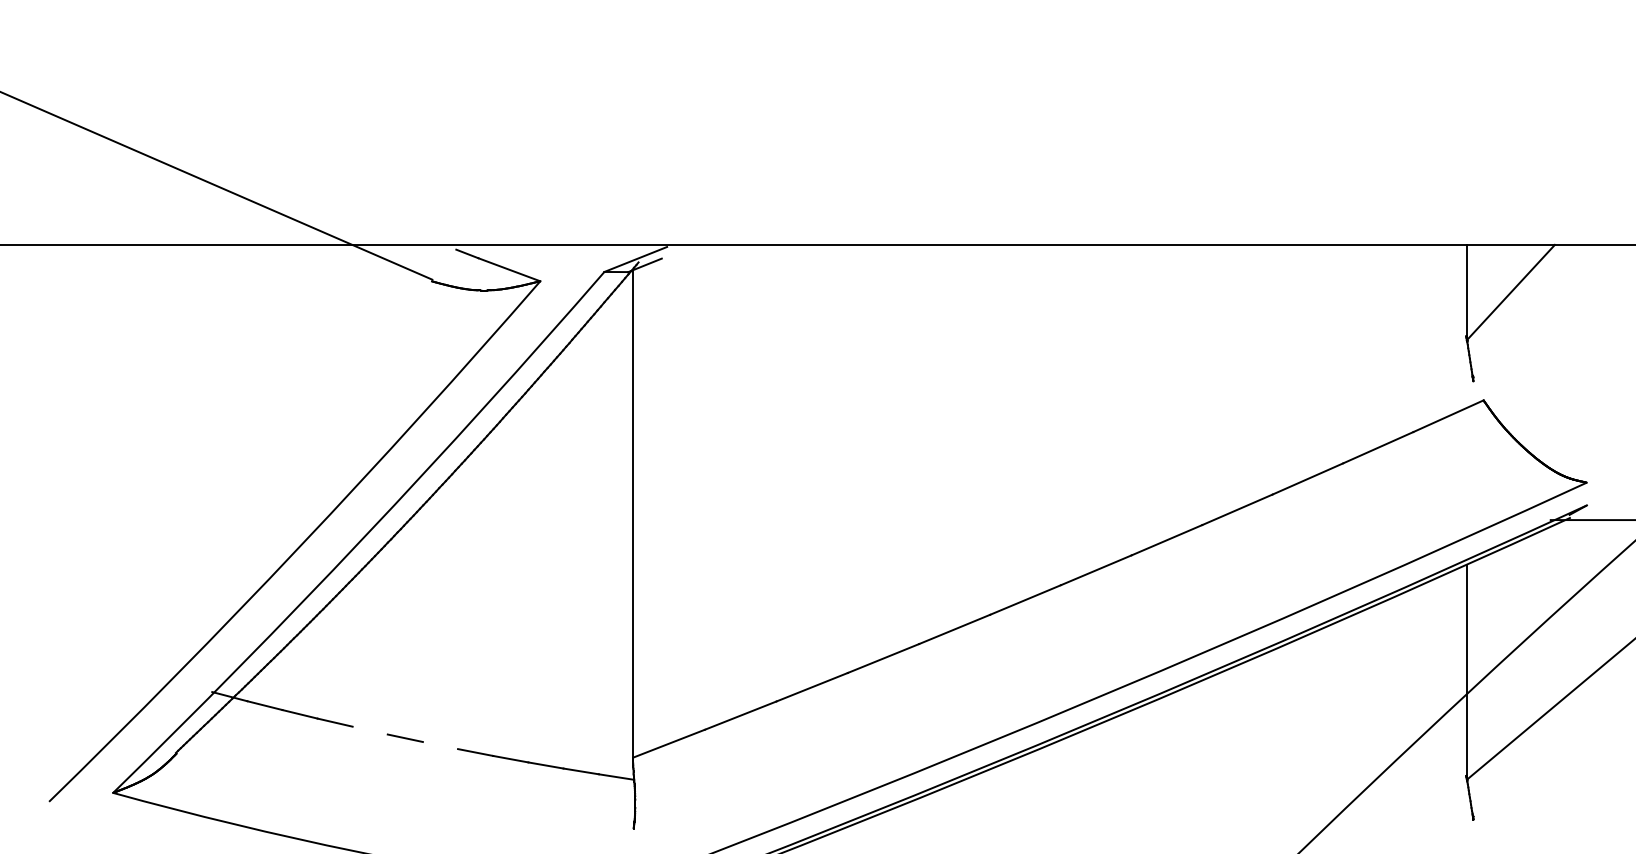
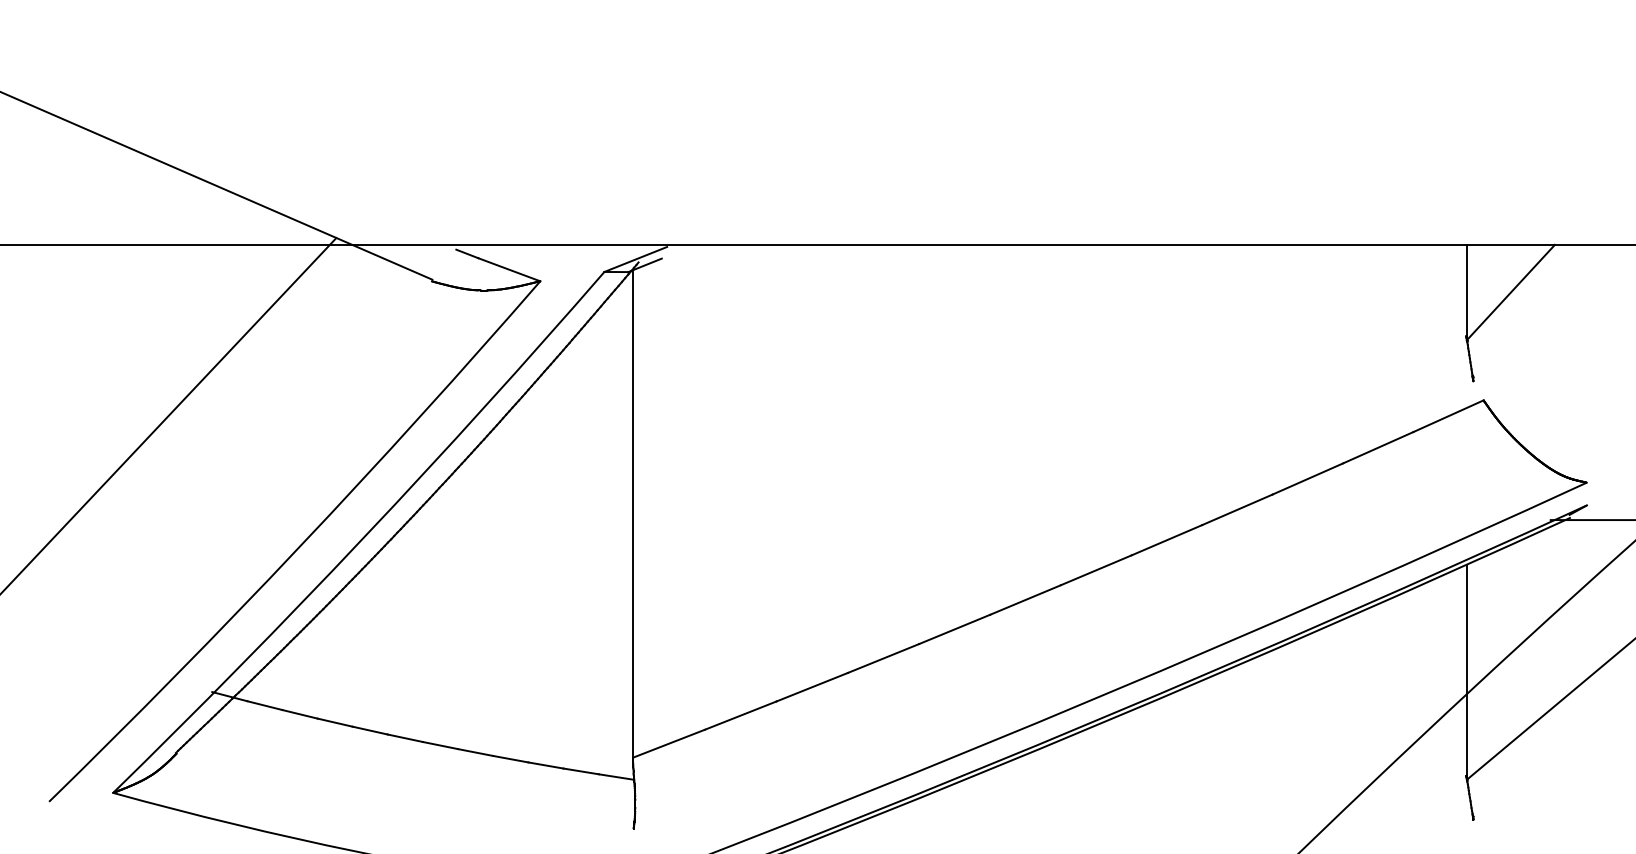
line: none -> present (169, 415)
line: none -> present (369, 730)
line: none -> present (440, 745)
